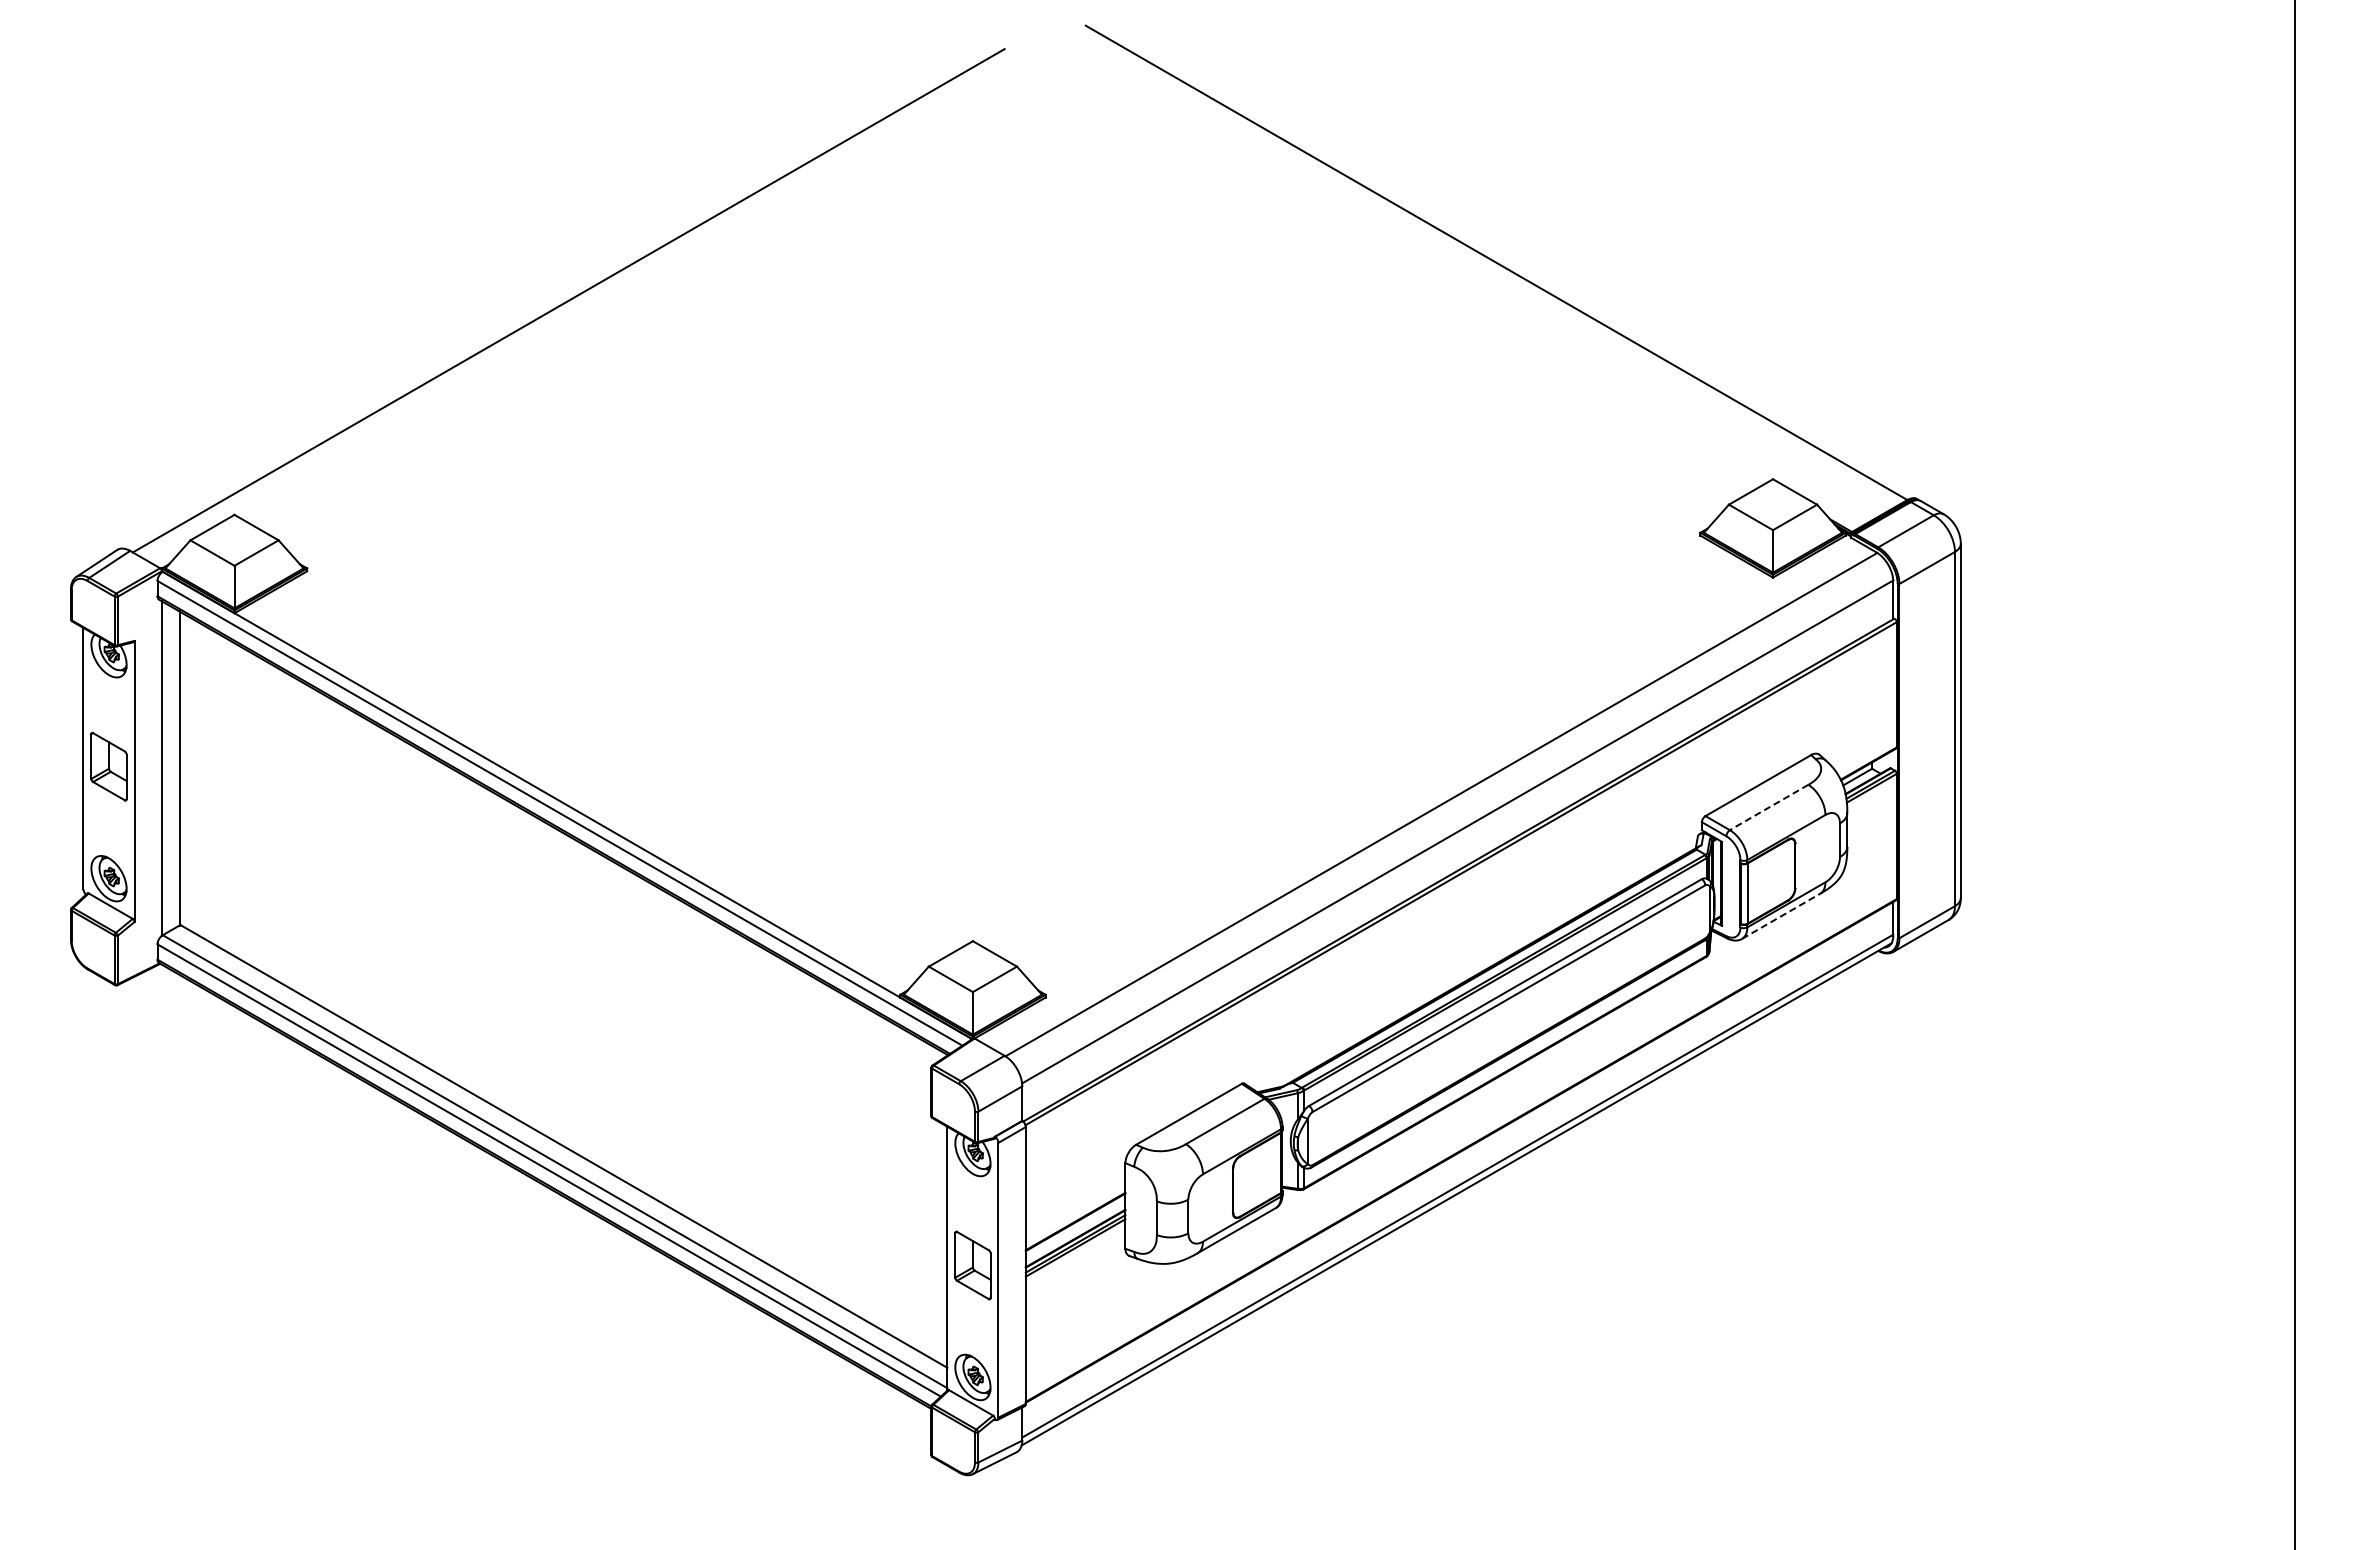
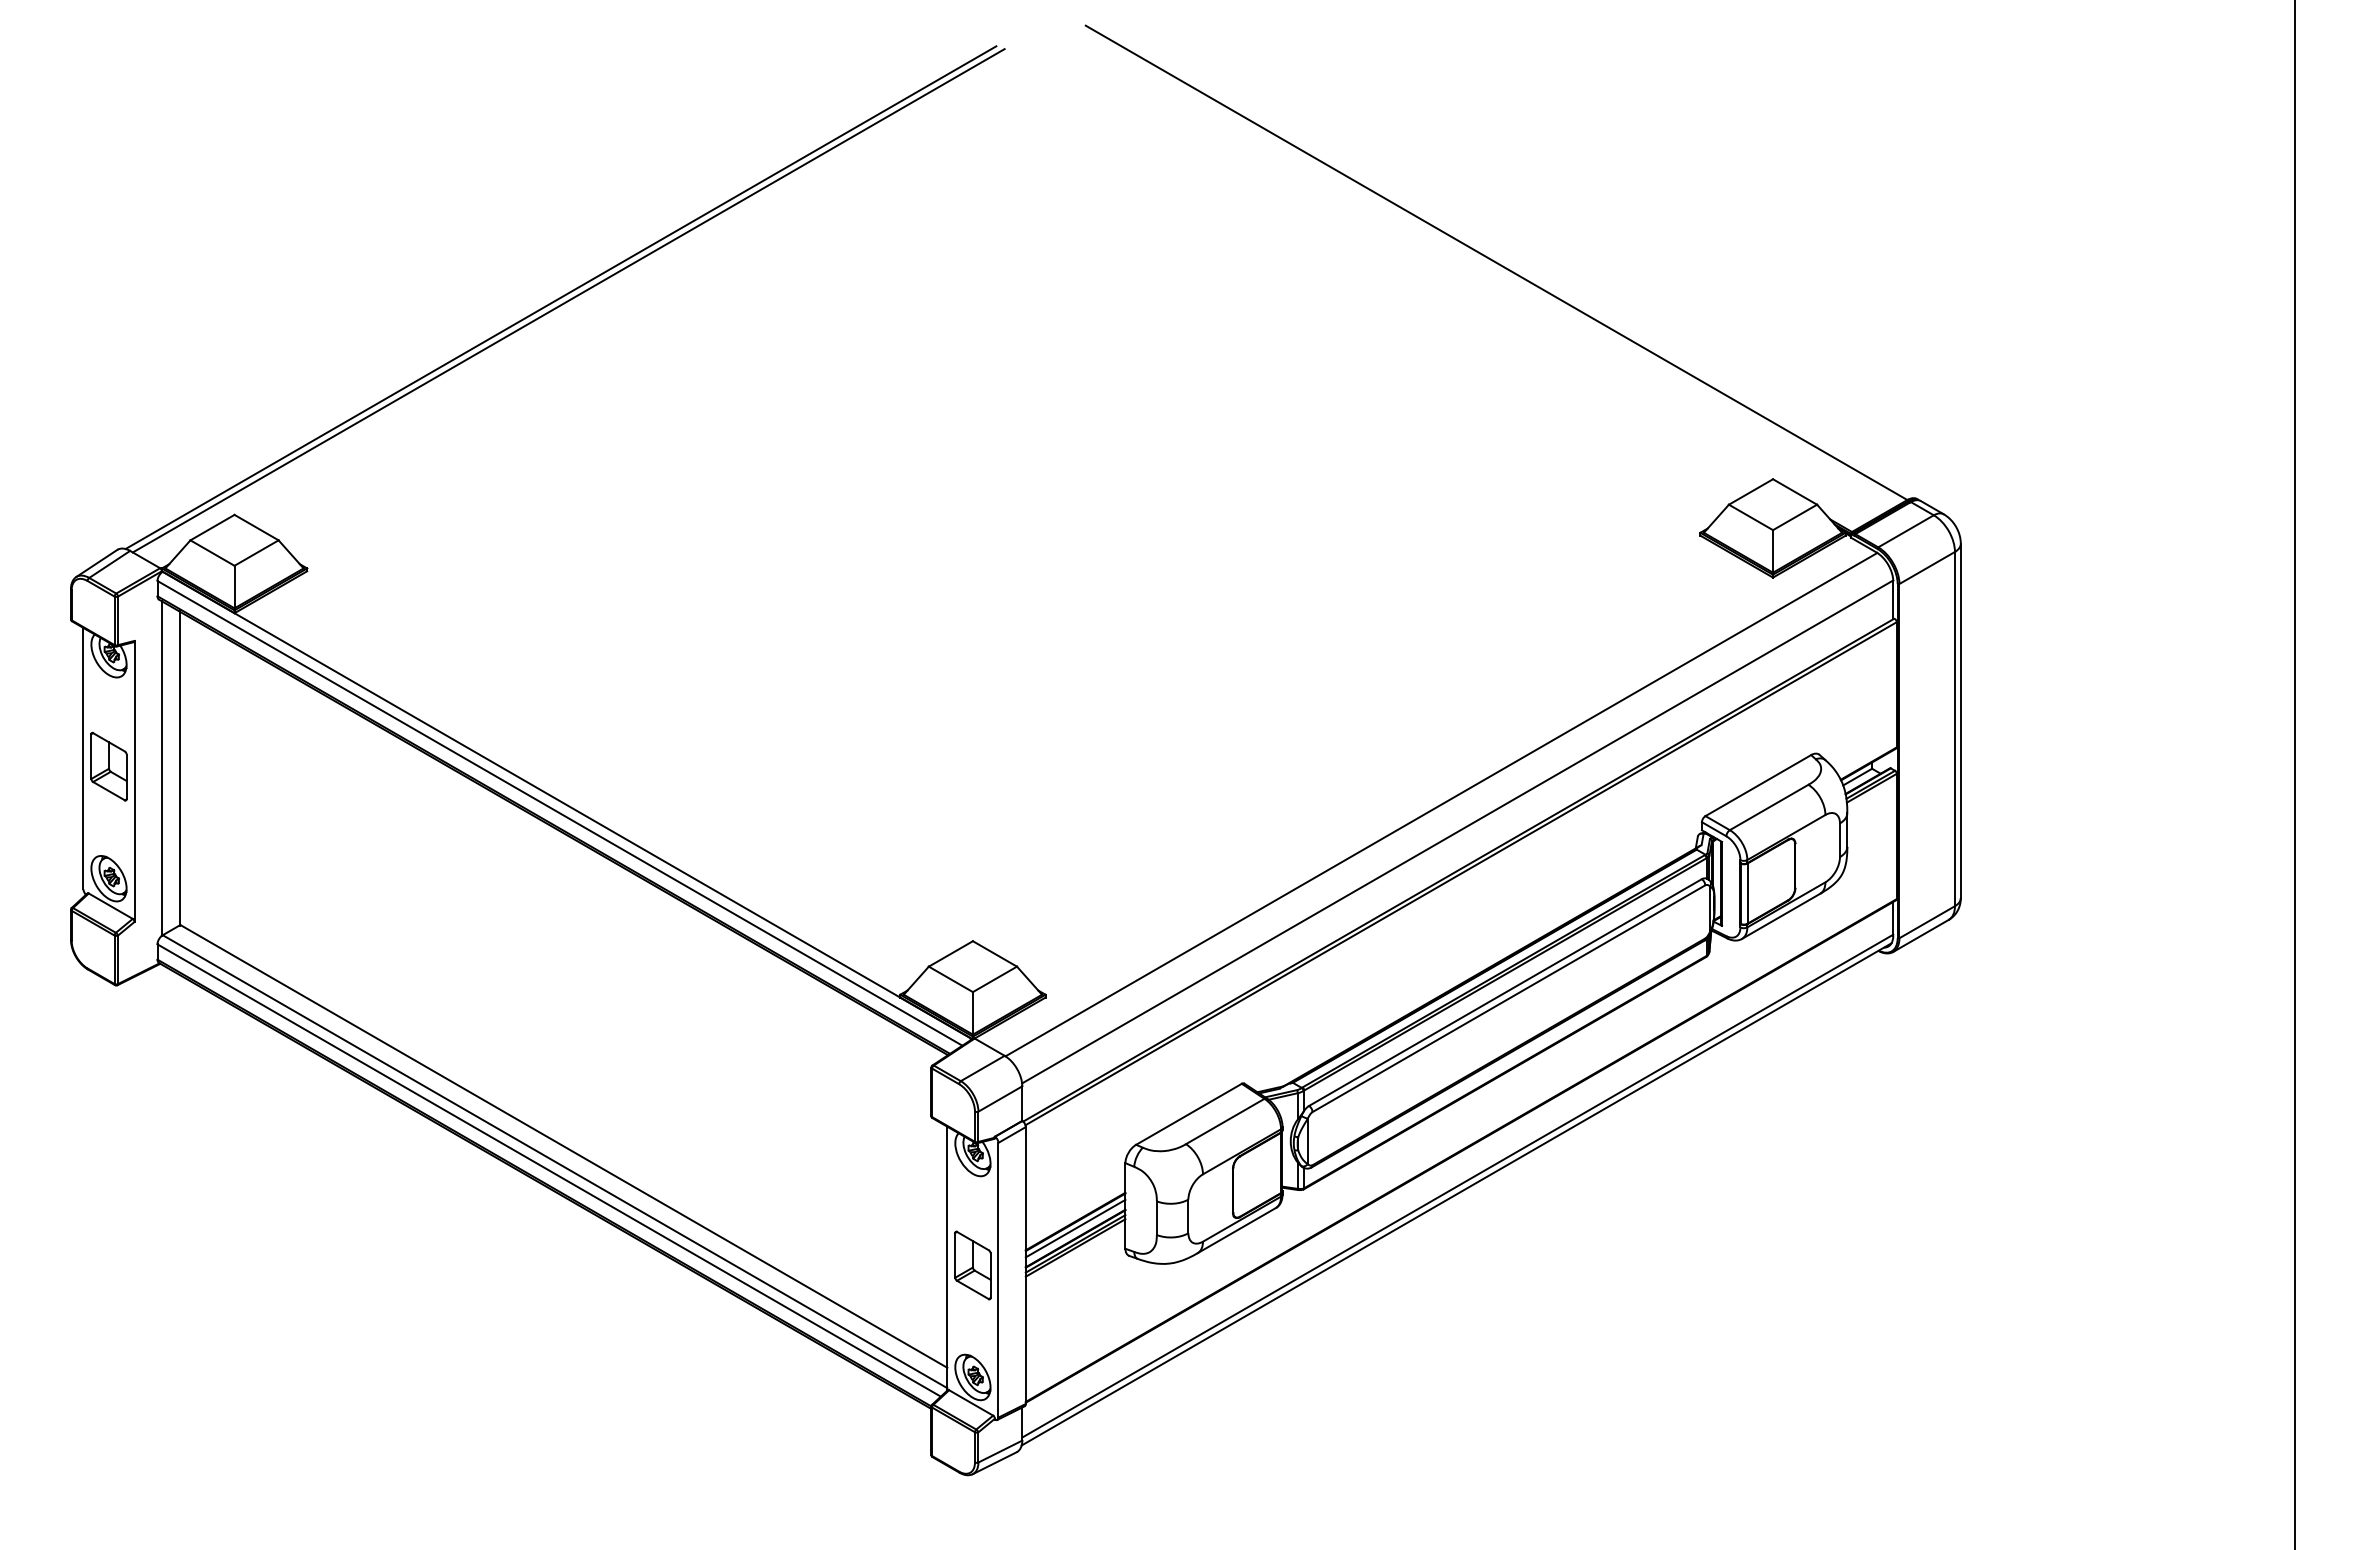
line: none -> present (560, 297)
line: dashed -> solid (1768, 807)
line: dashed -> solid (1781, 916)
line: none -> present (1075, 1228)
